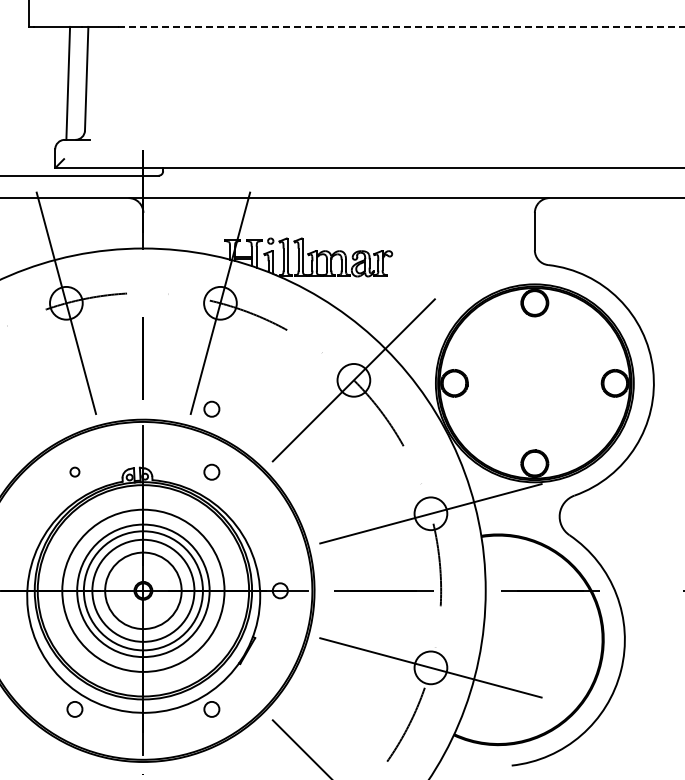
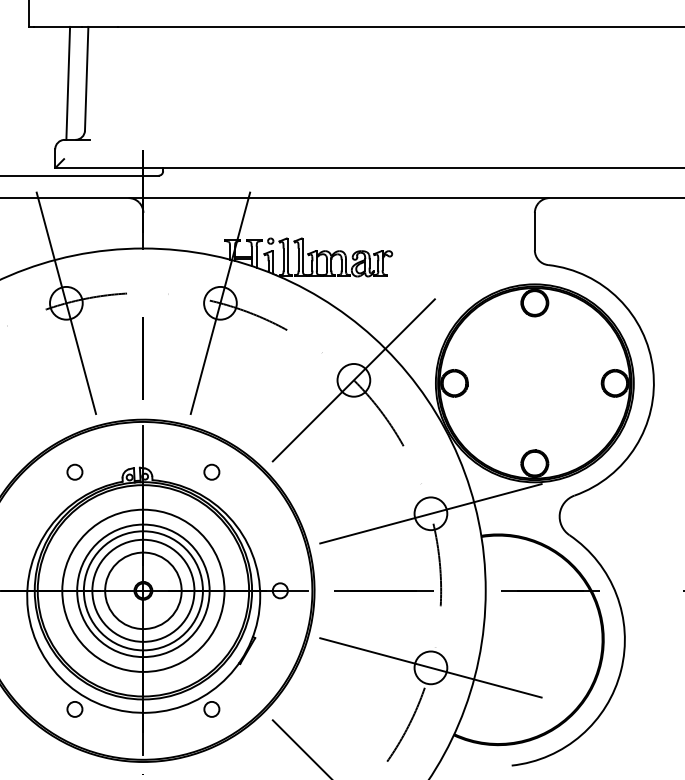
line: dashed -> solid (401, 26)
circle: present -> none (211, 408)
circle size: 12x12 px -> 18x18 px (74, 471)
